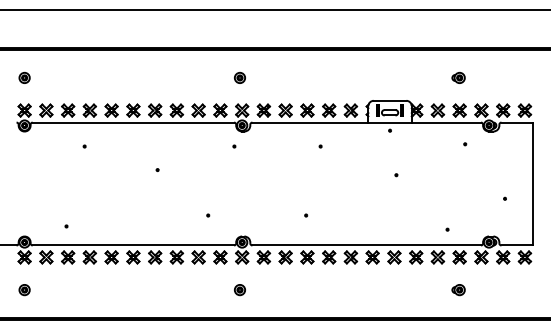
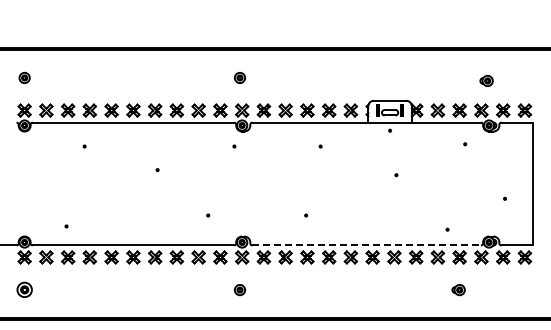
line: present -> none (274, 10)
part position: (458, 77) -> (486, 80) (486, 80)
line: solid -> dashed (367, 245)
part size: 13x13 px -> 17x17 px (24, 289)
